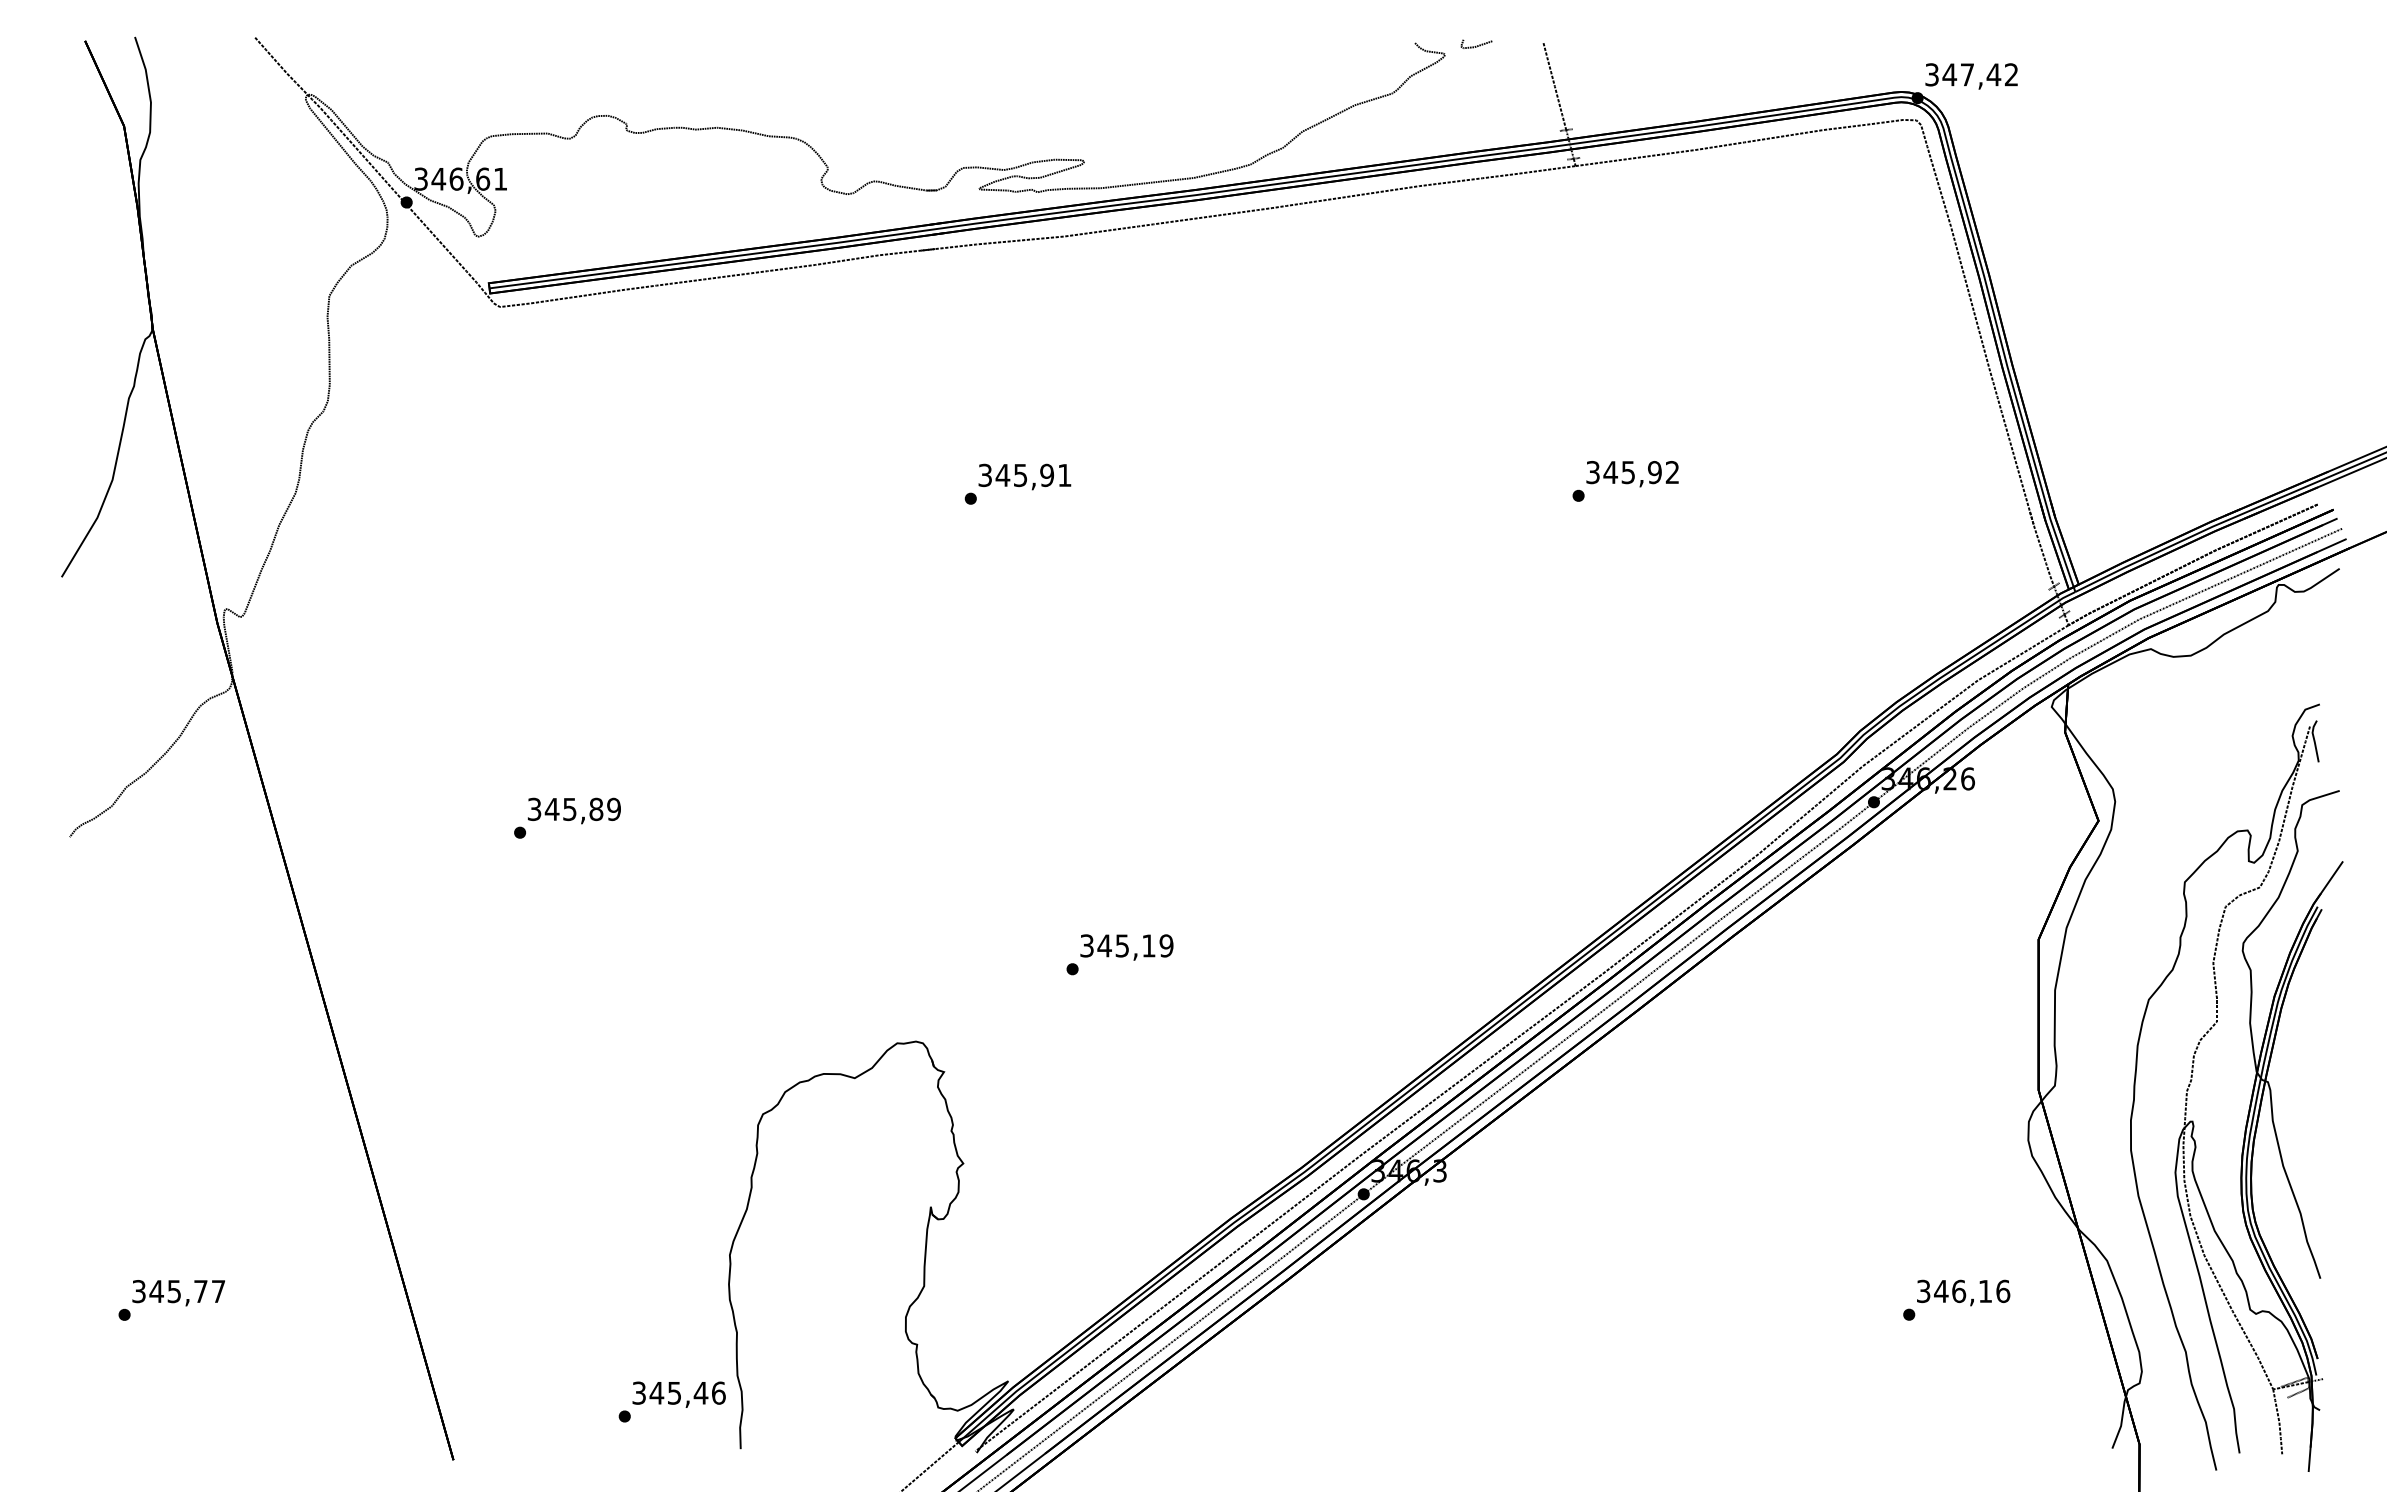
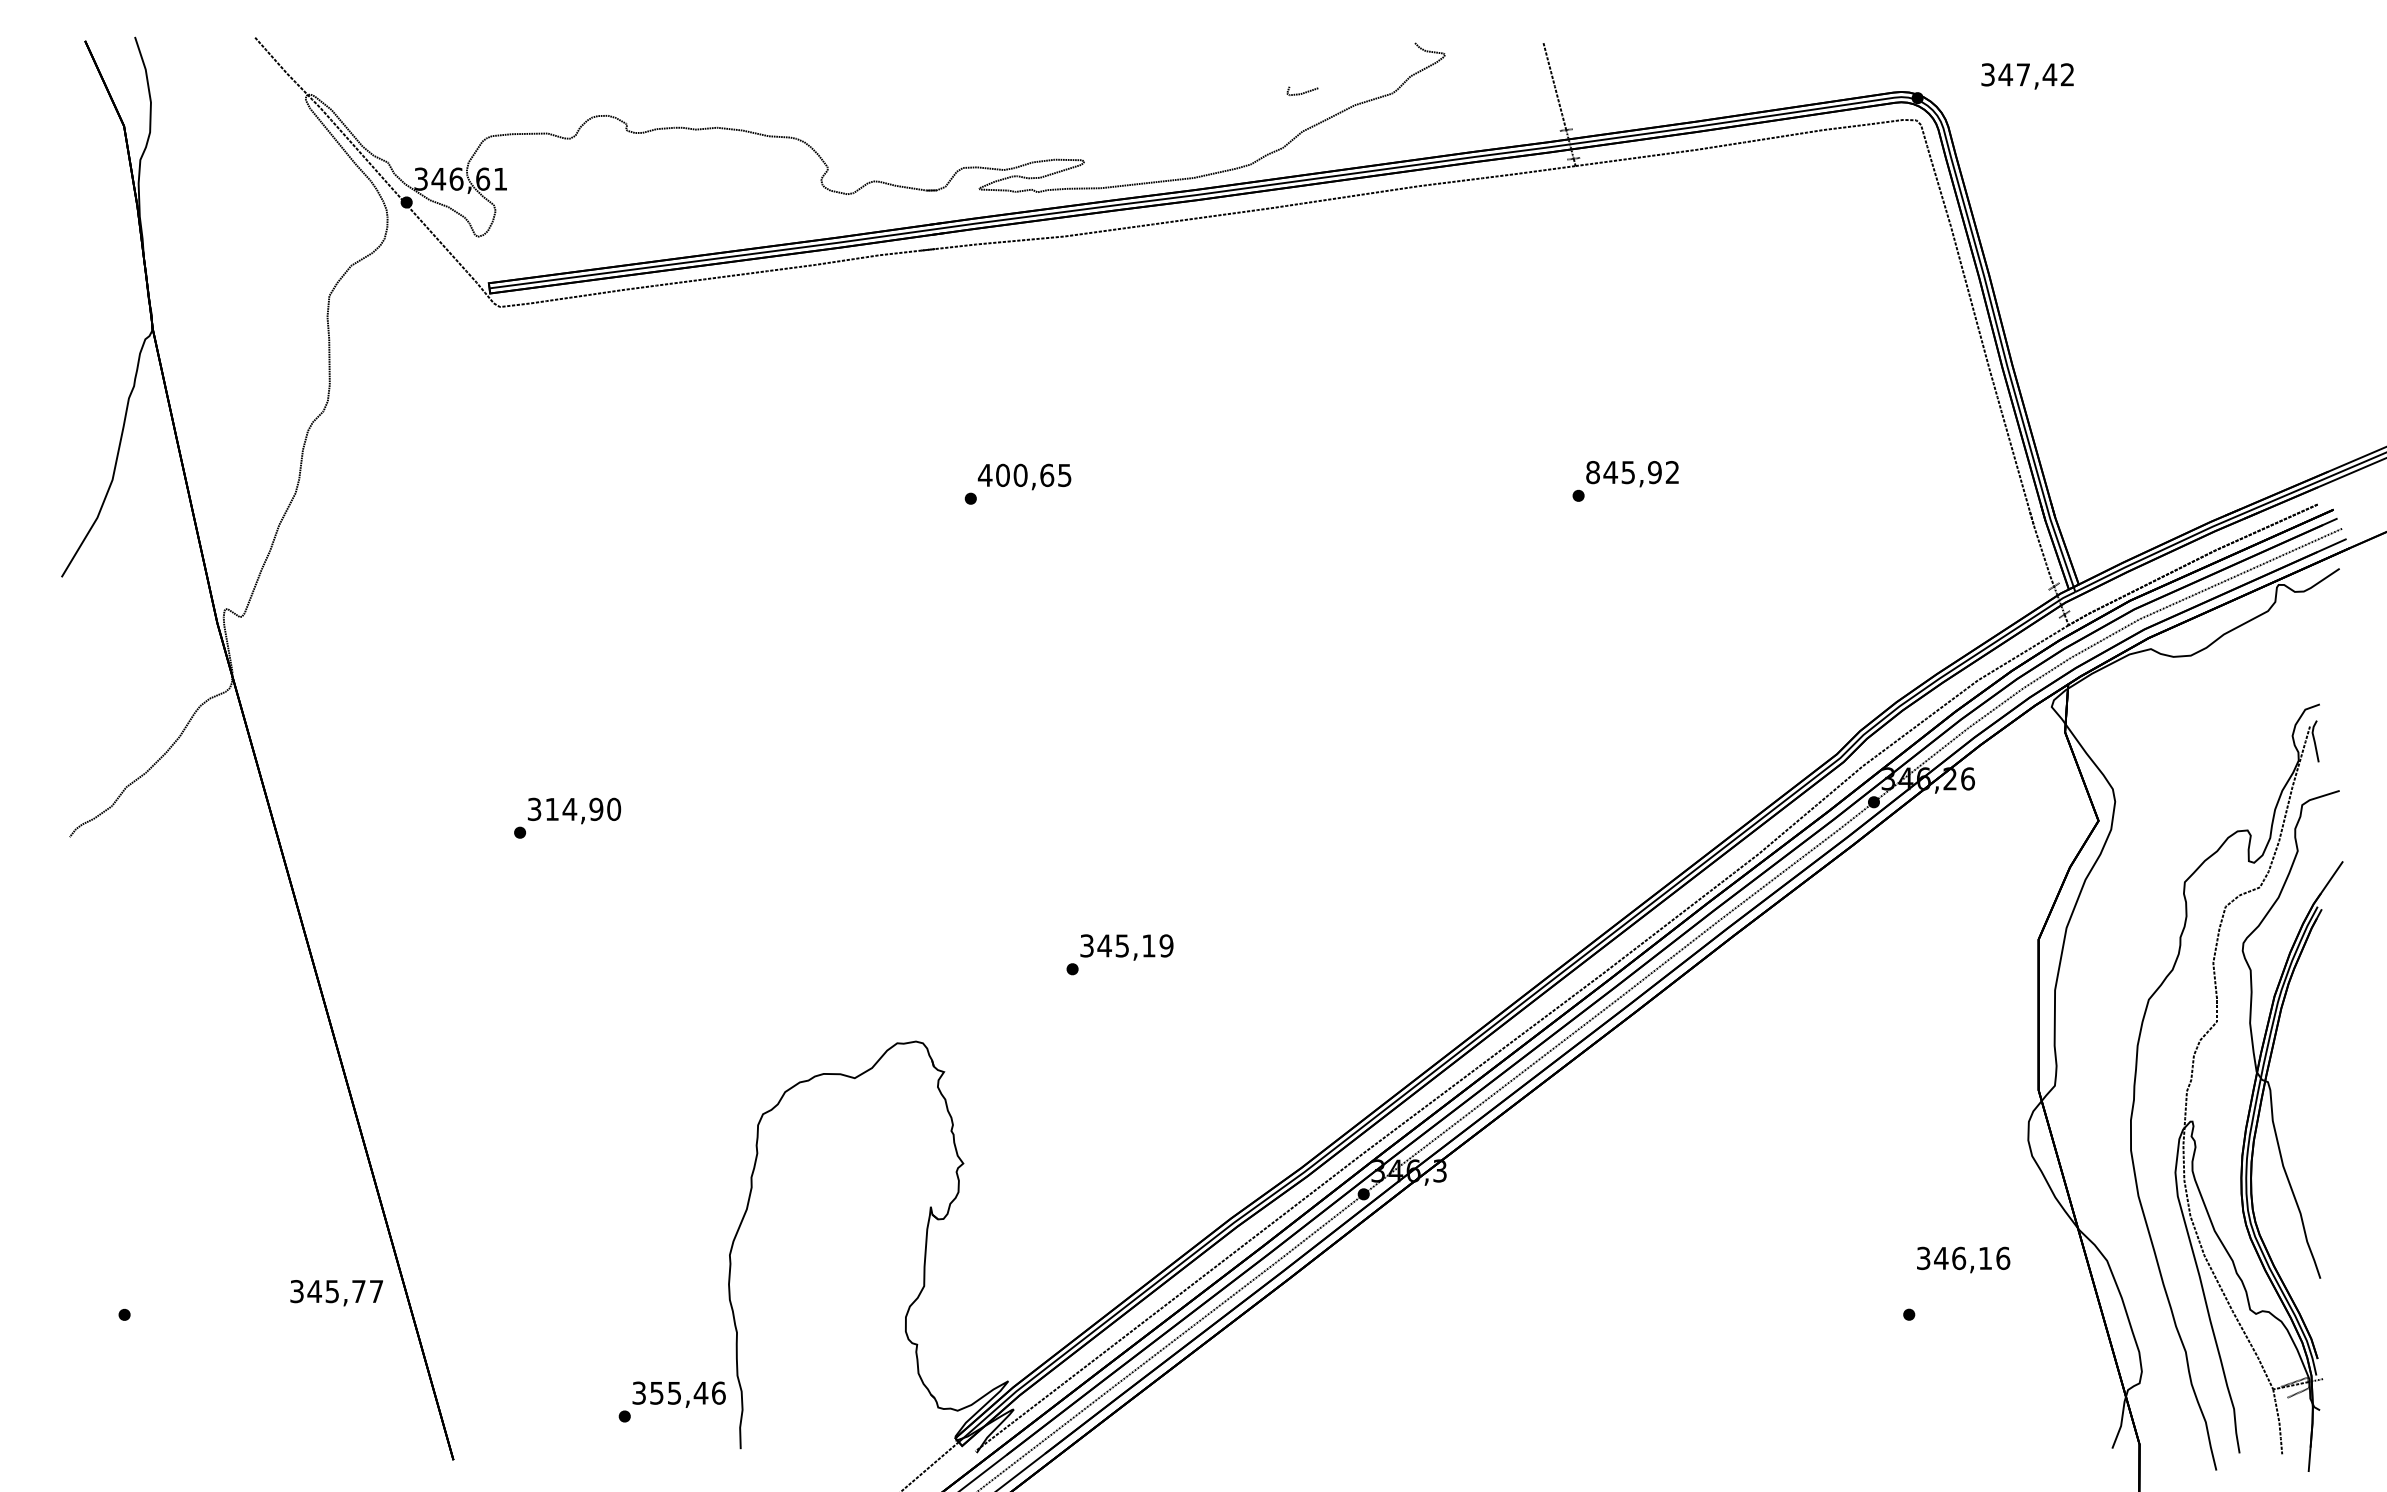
line position: (1477, 45) -> (1303, 92) (1303, 92)
text position: (1971, 76) -> (2027, 76) (2027, 76)
text: 345,92 -> 845,92 (1592, 472)
text: 345,91 -> 400,65 (1024, 475)
text: 345,89 -> 314,90 (582, 809)
text position: (1963, 1292) -> (1963, 1259) (1963, 1259)
text position: (178, 1293) -> (336, 1293) (336, 1293)
text: 345,46 -> 355,46 (656, 1393)
